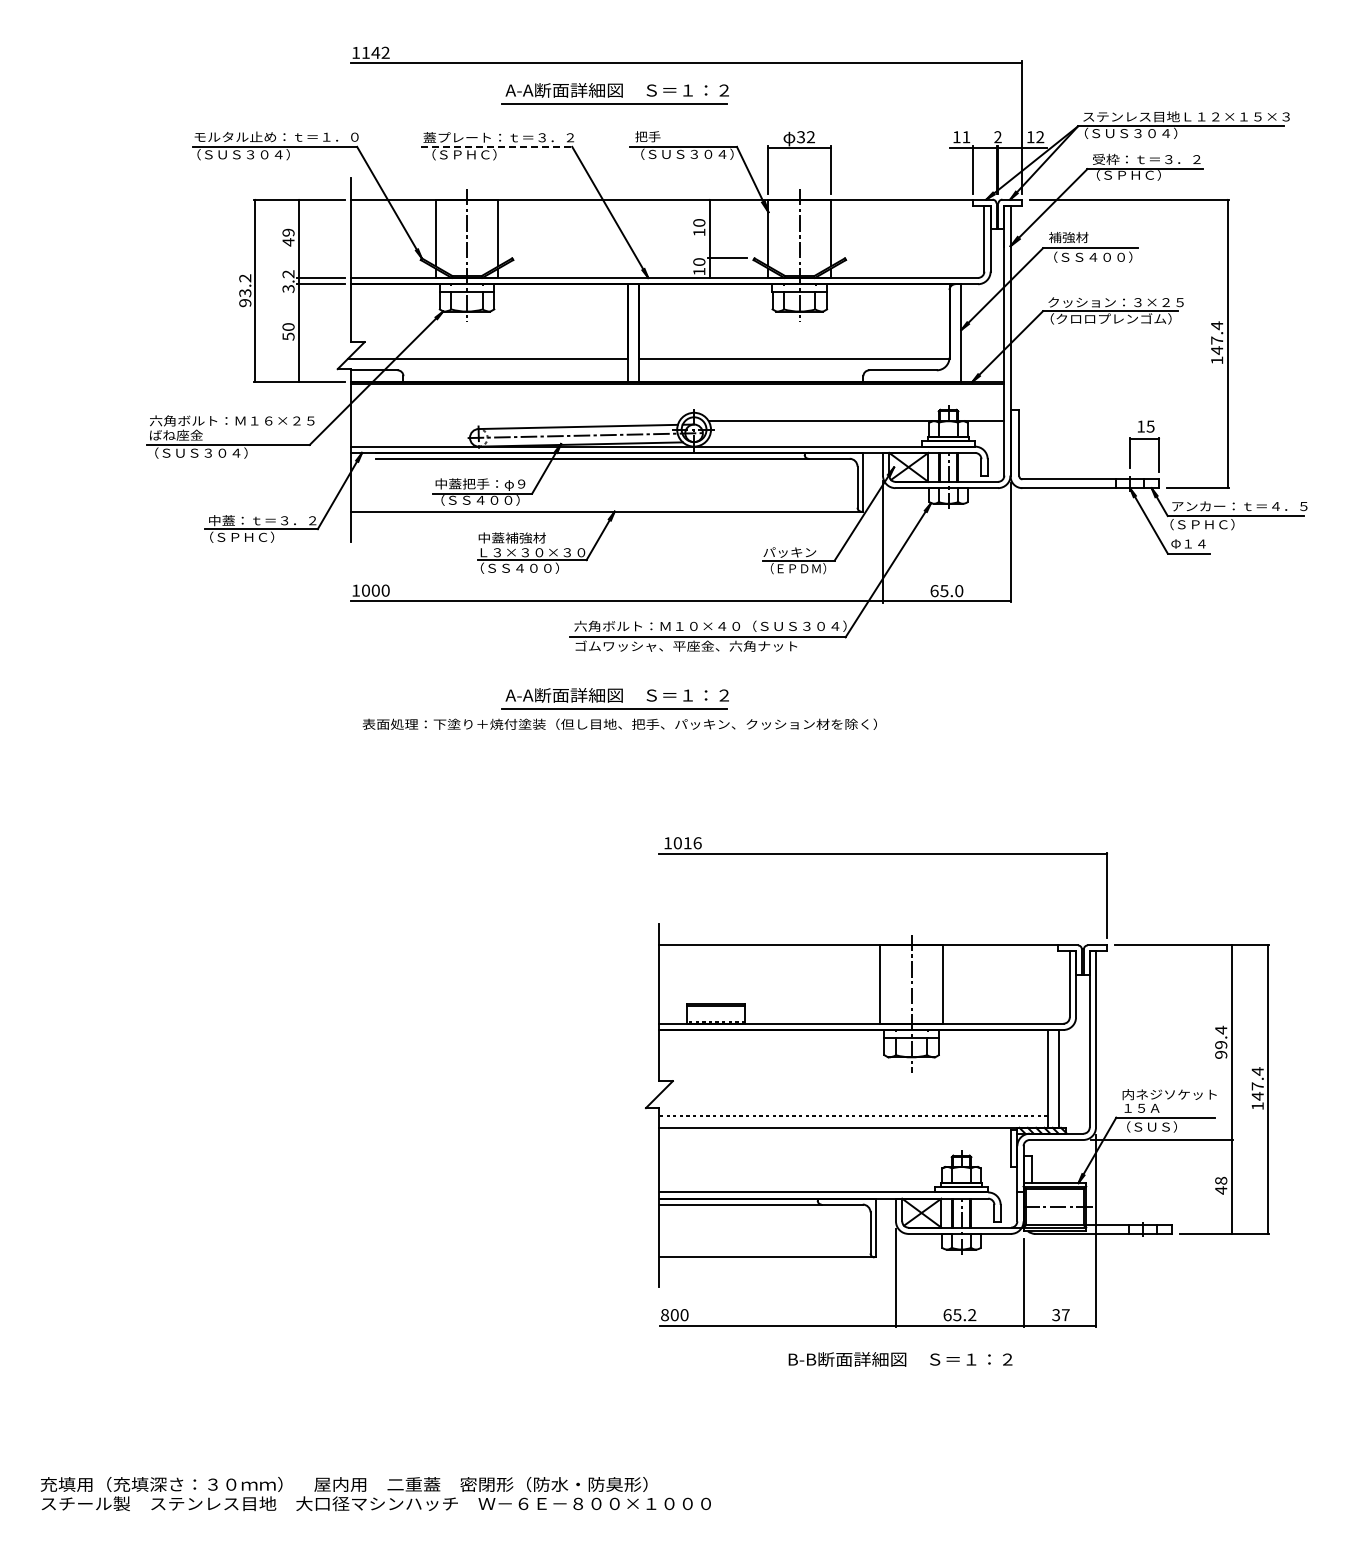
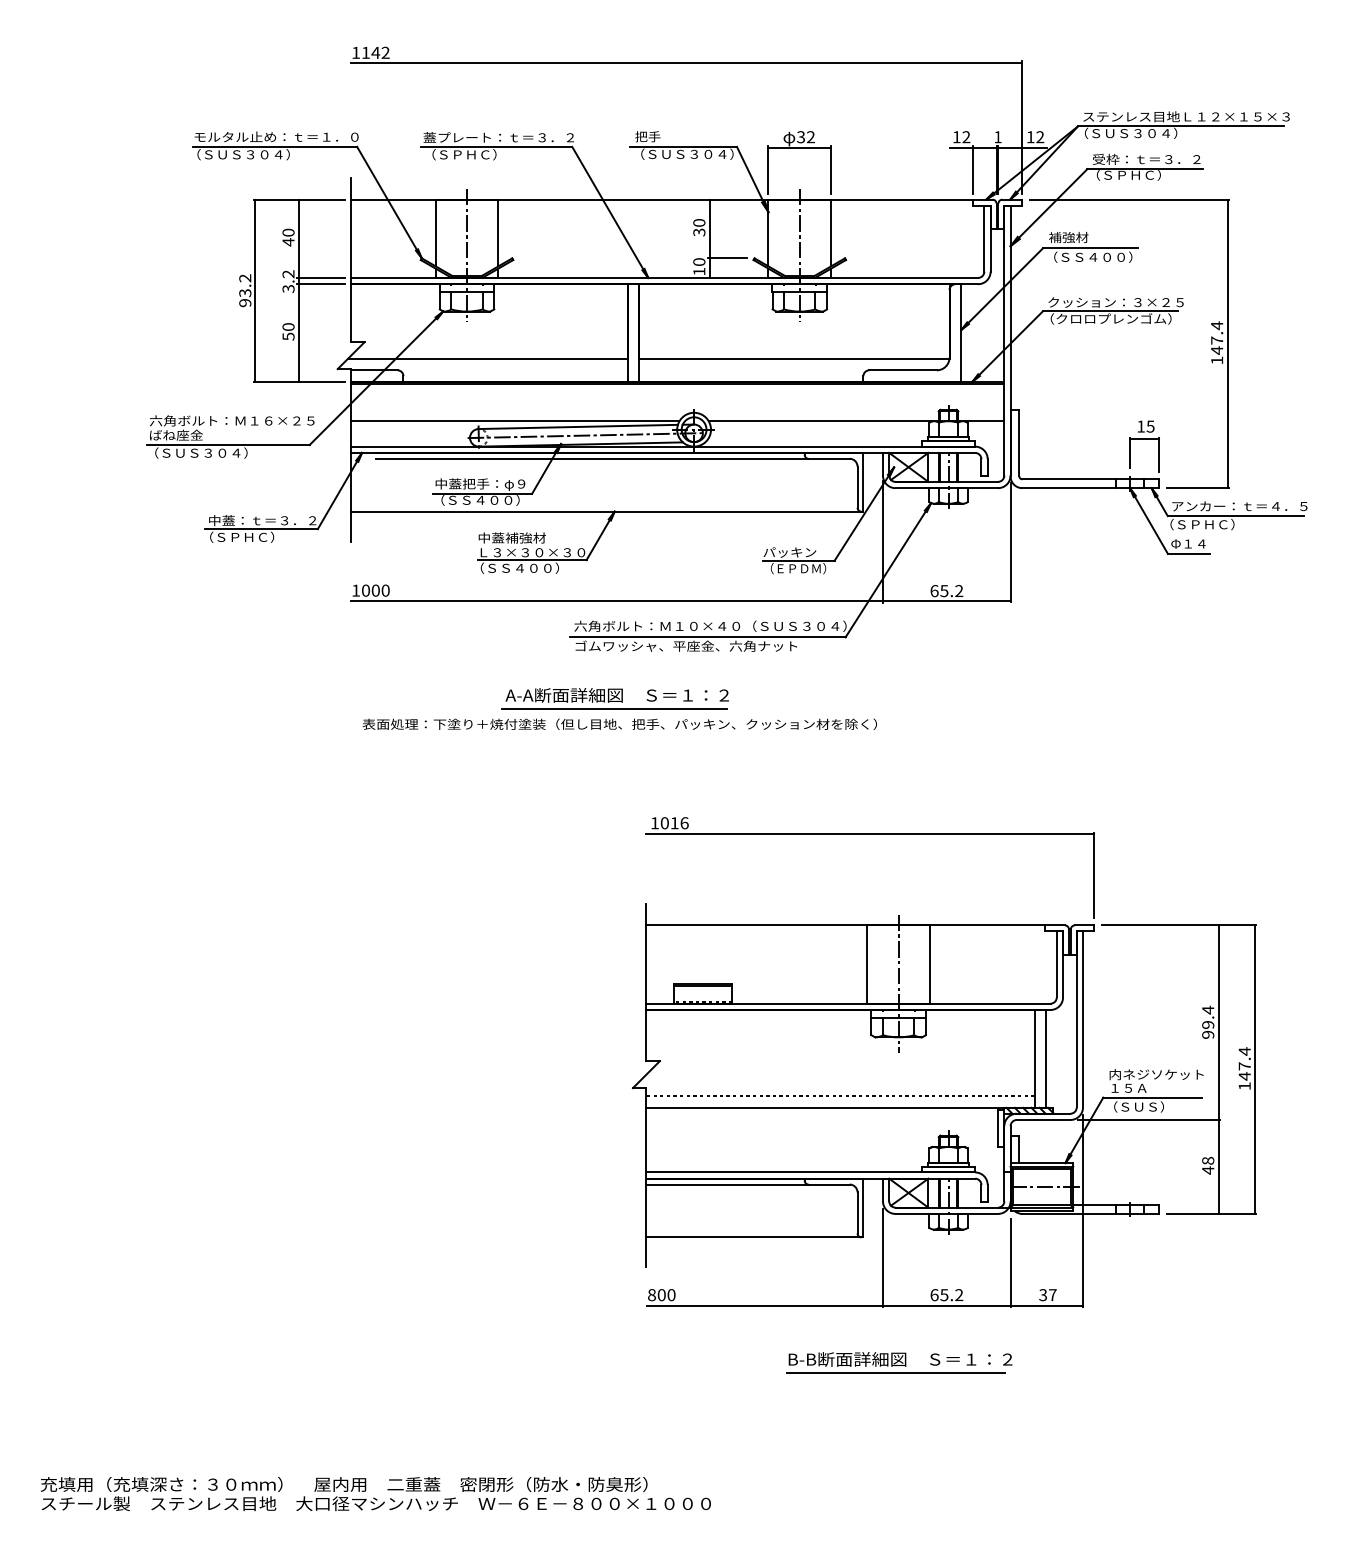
part: present -> none (614, 93)
text: 11 -> 12 (966, 136)
text: 2 -> 1 (997, 137)
line: dashed -> solid (496, 146)
text: 49 -> 40 (288, 232)
text: 10 -> 30 (699, 232)
line: none -> present (515, 421)
text: 65.0 -> 65.2 (959, 591)
part position: (957, 1082) -> (944, 1062) (944, 1062)
line: none -> present (895, 1372)
